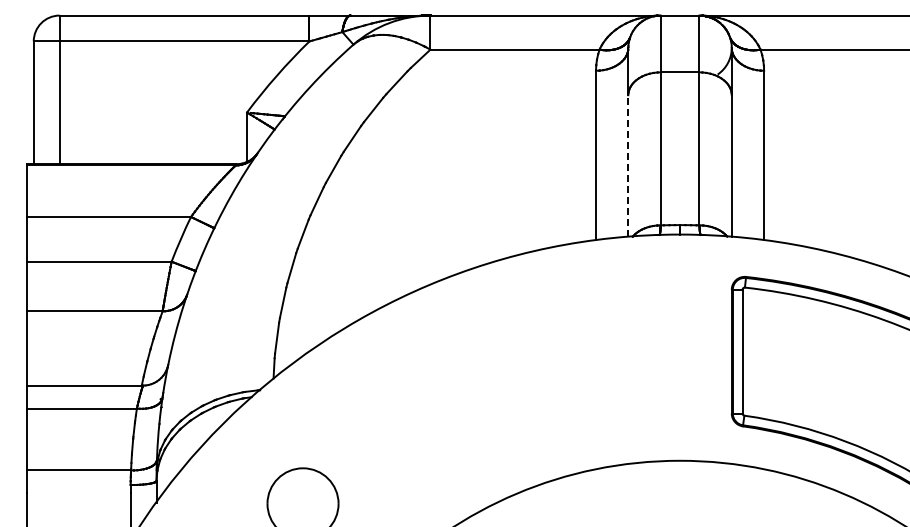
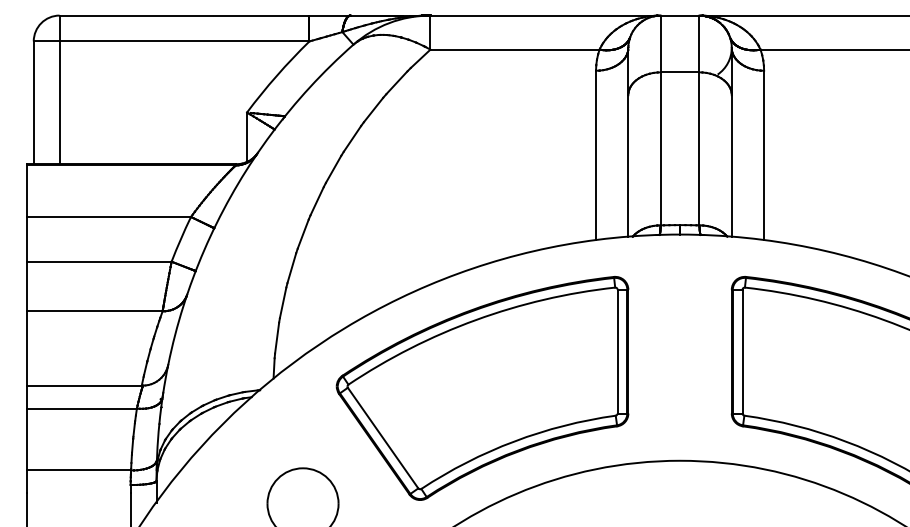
line: dashed -> solid (628, 165)
part: none -> present (482, 388)
